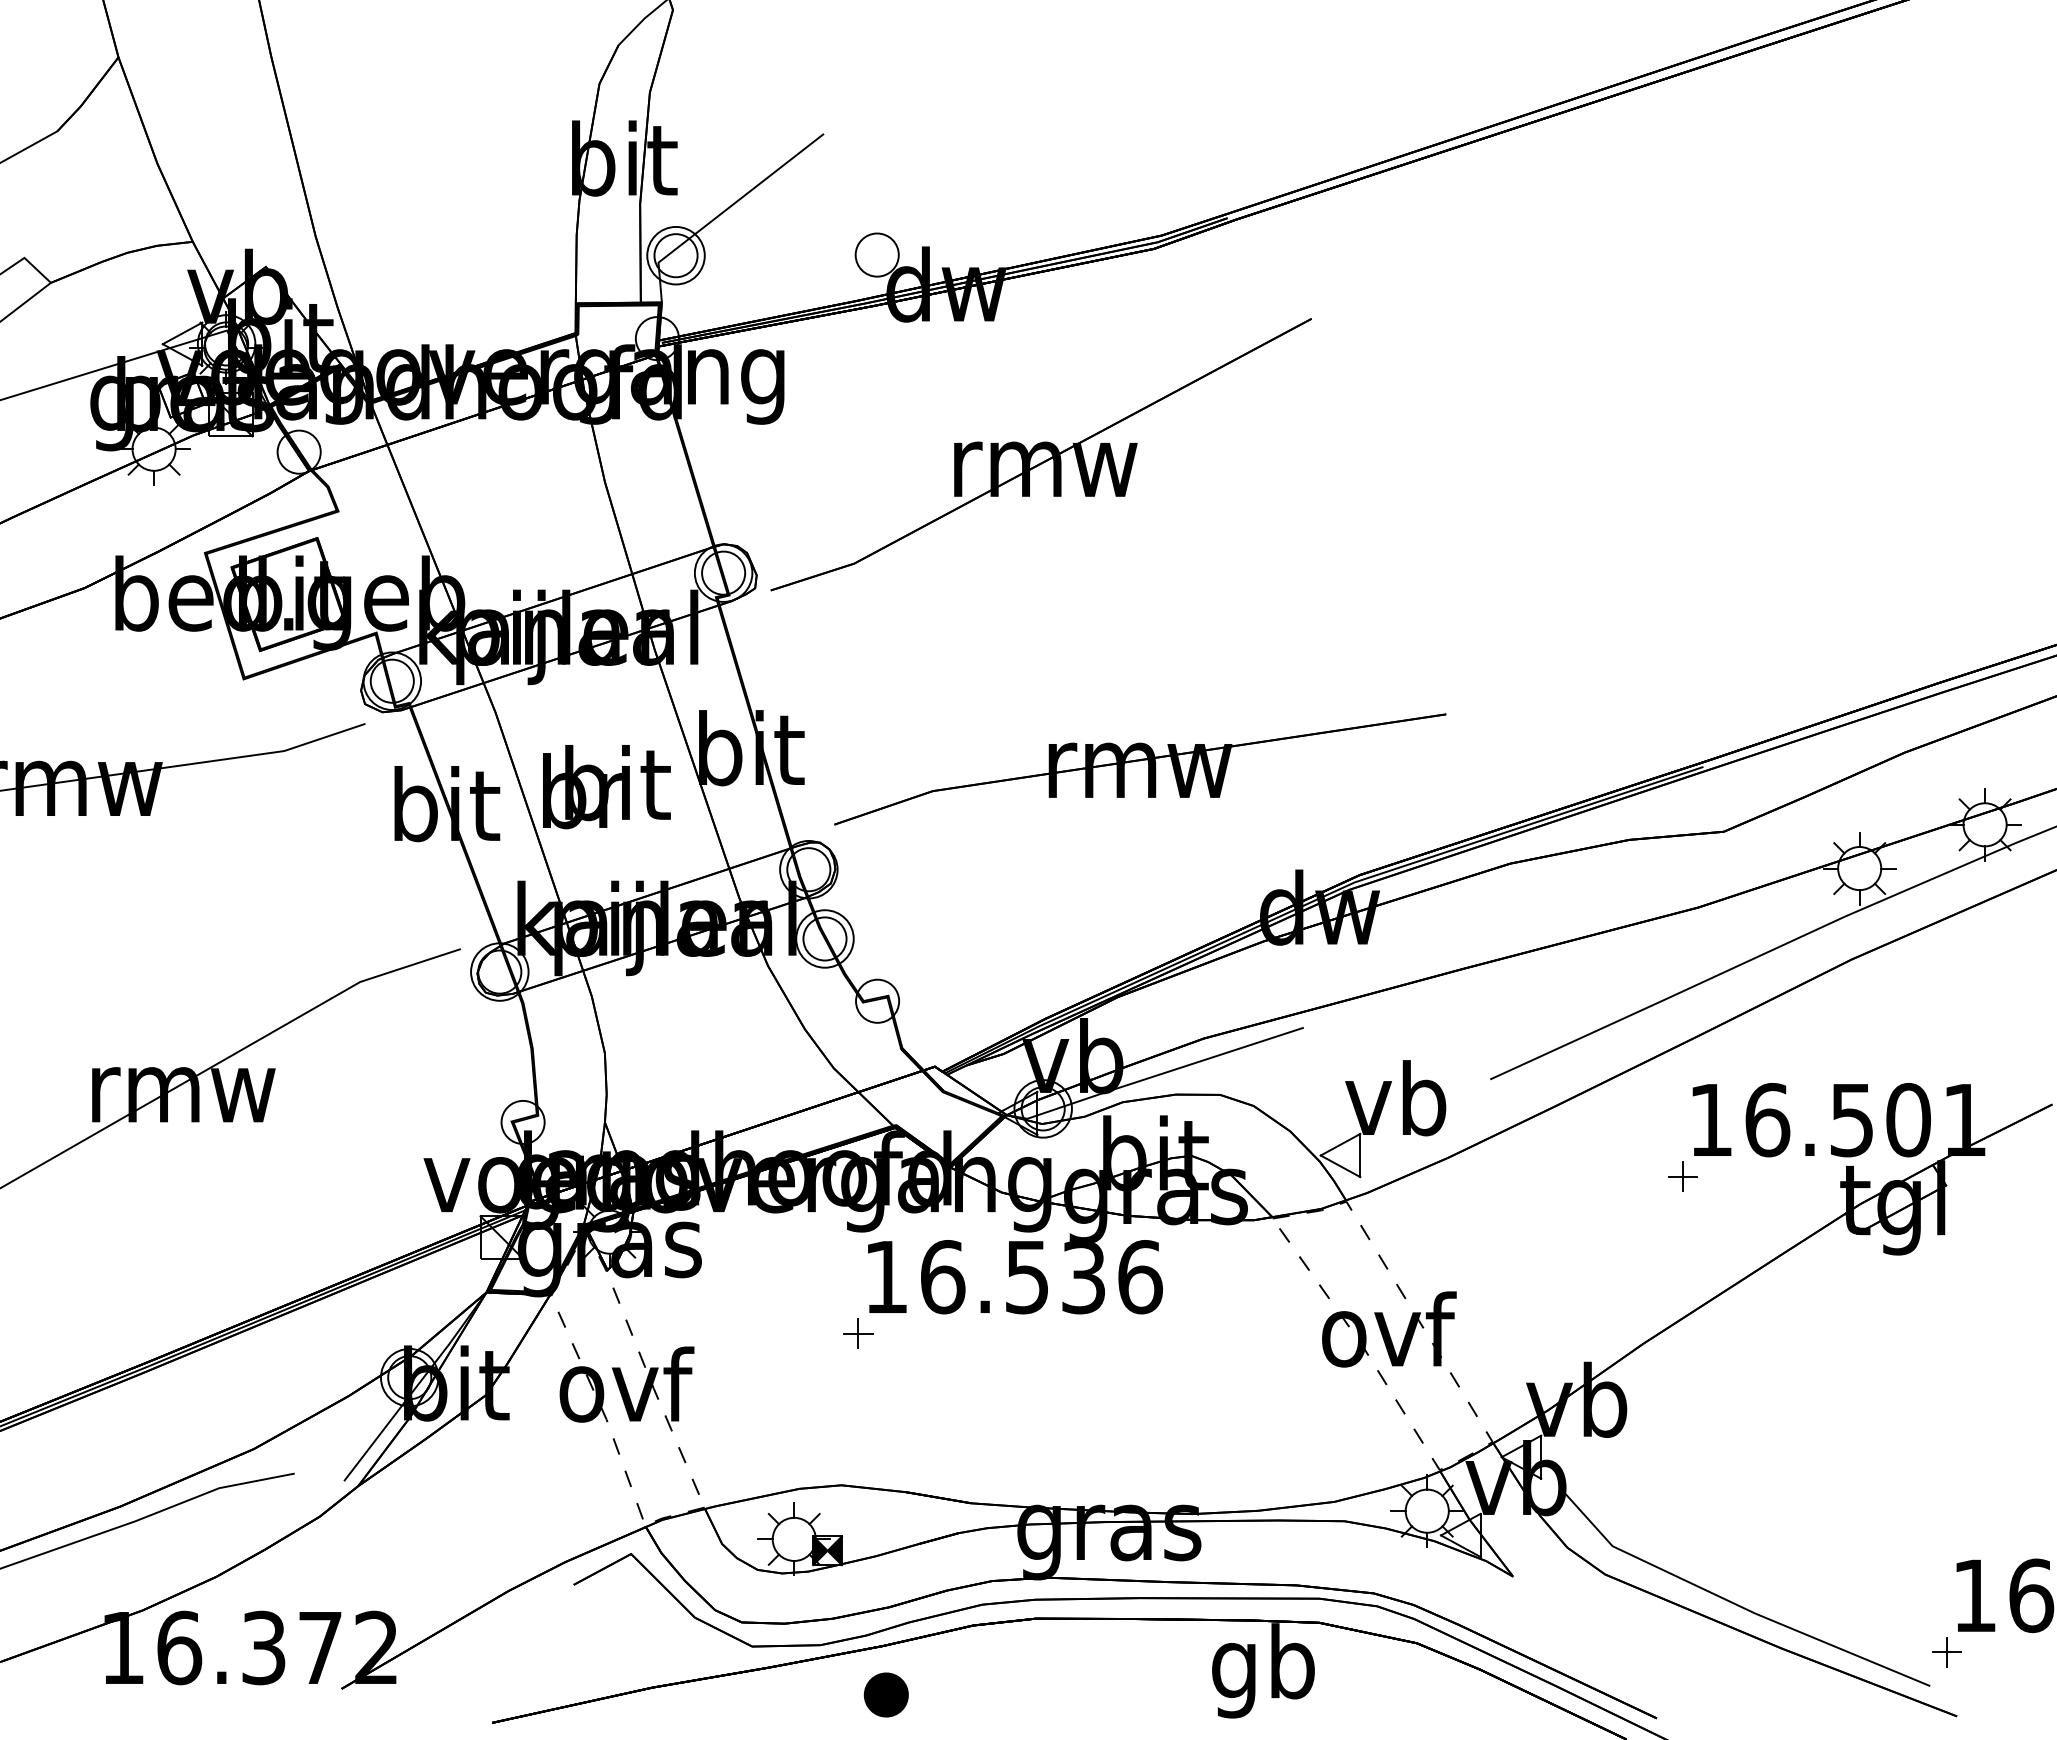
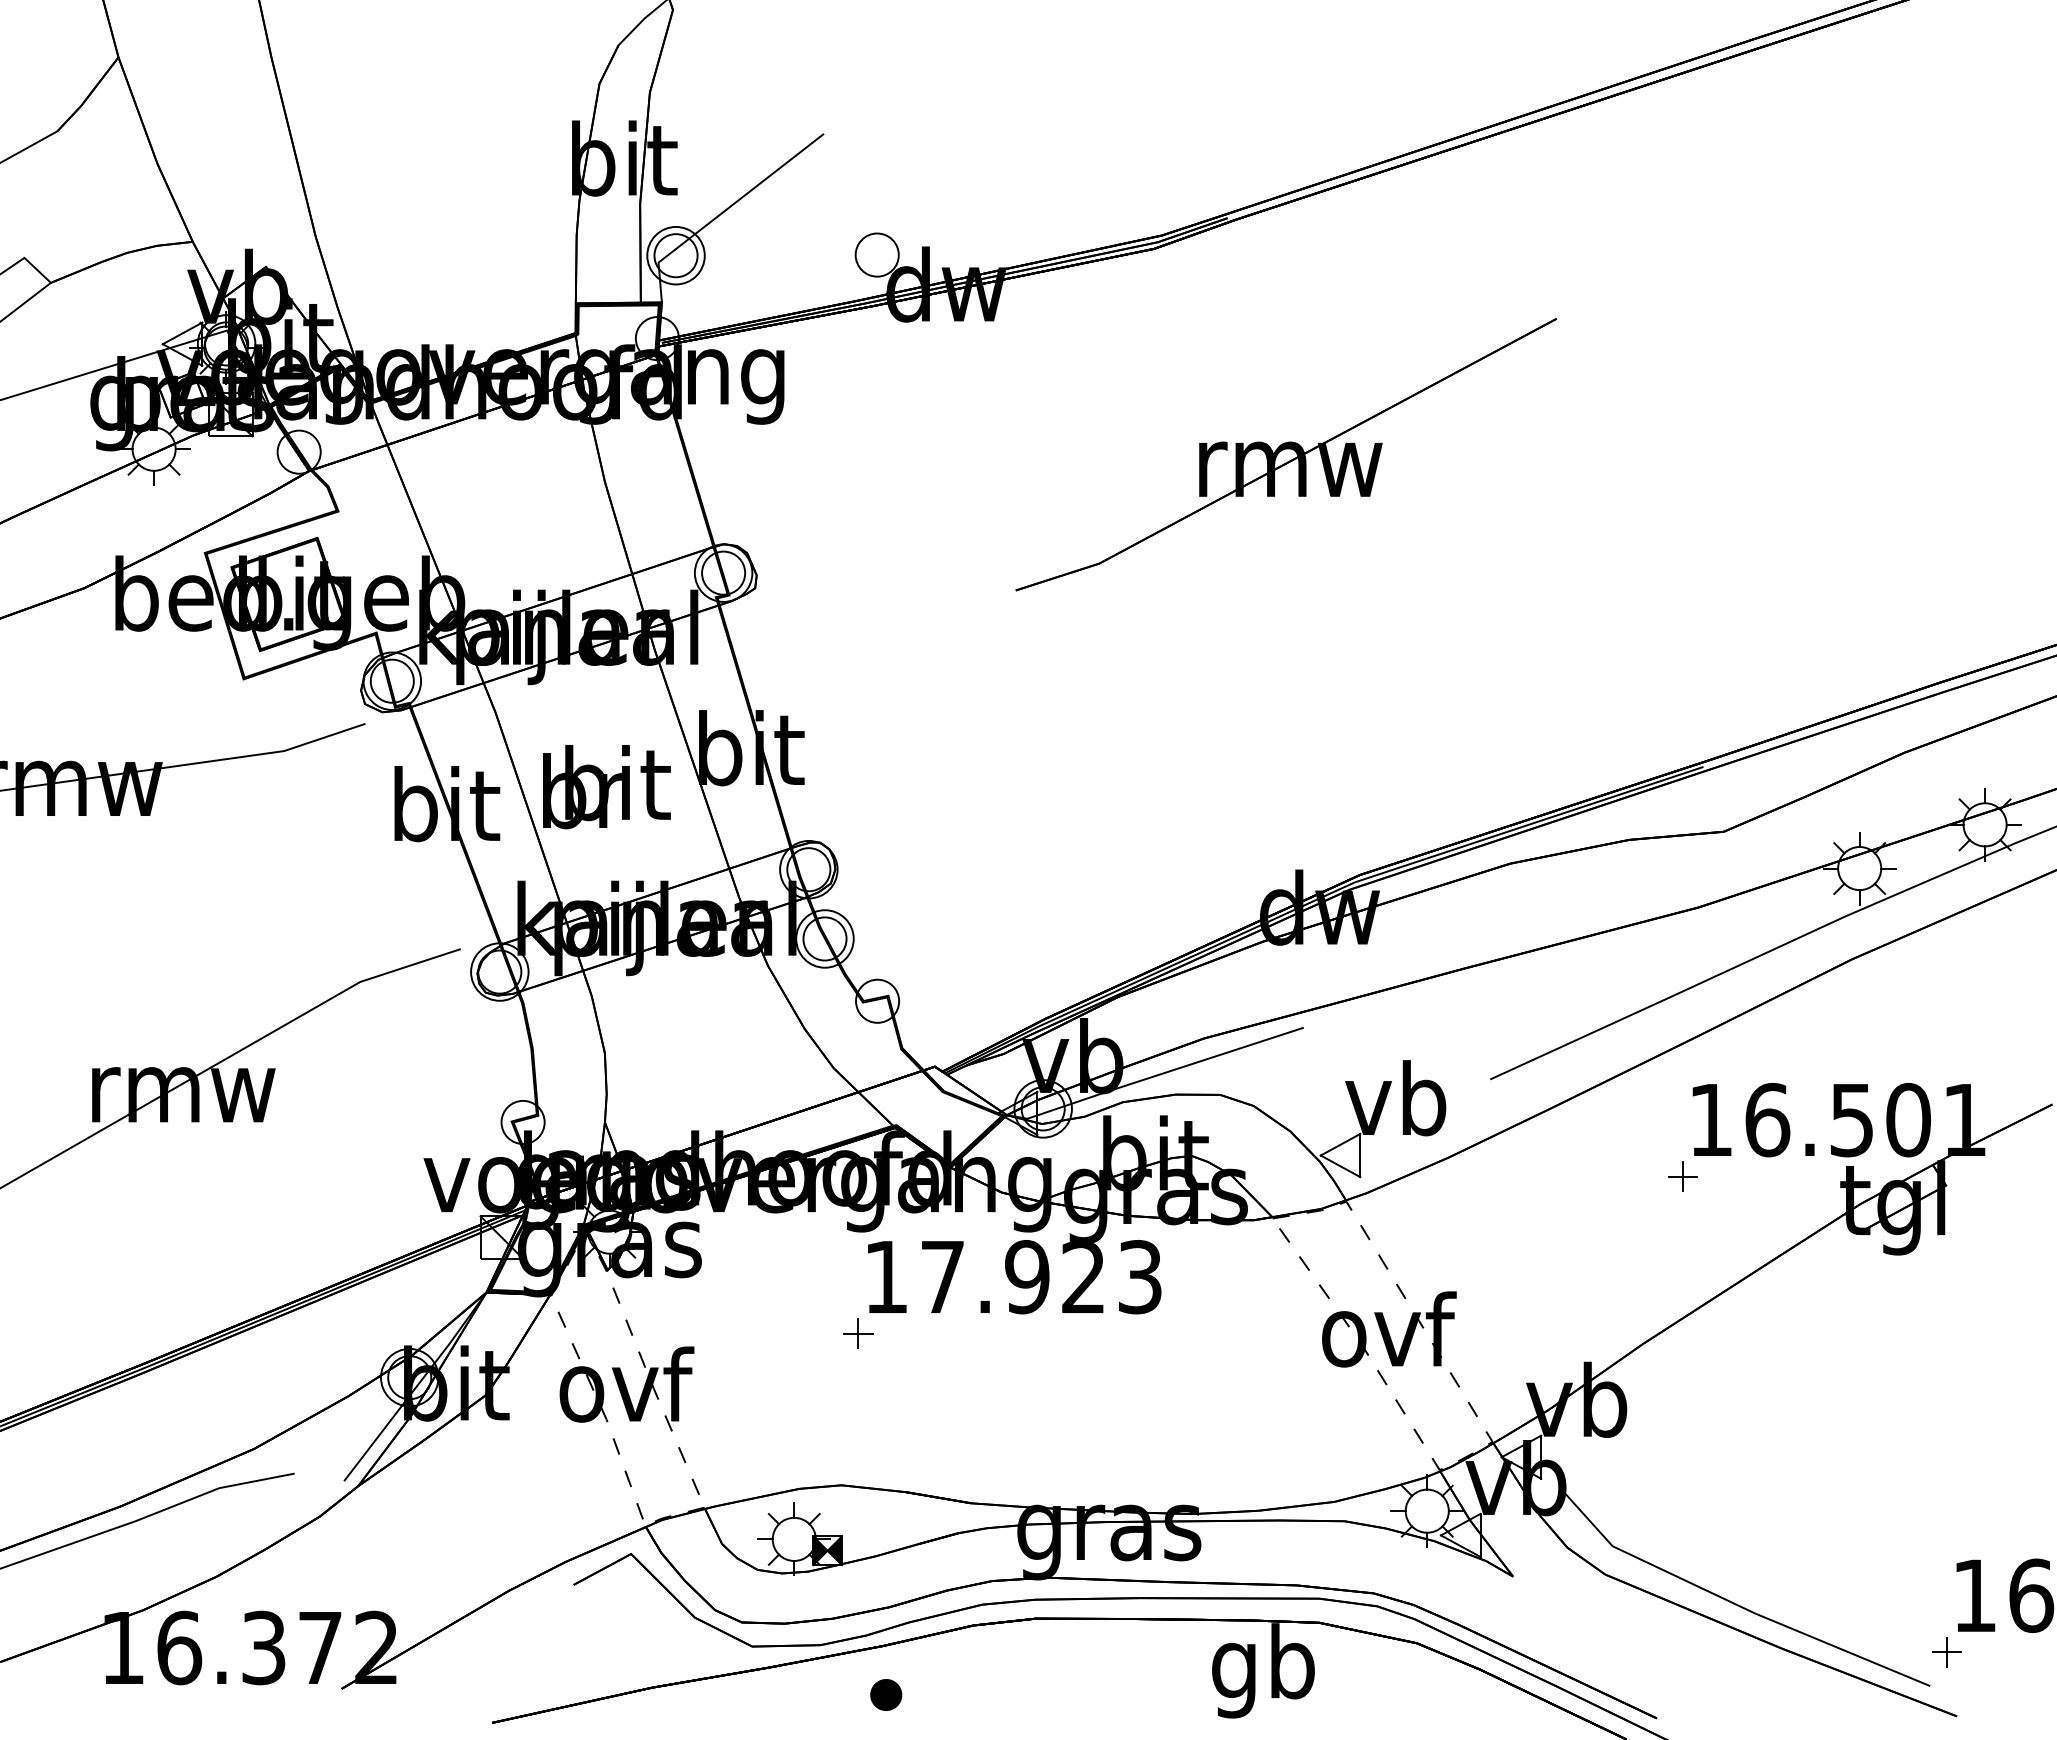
part position: (1040, 454) -> (1285, 454) (1285, 454)
part: present -> none (1148, 769)
text: 16.536 -> 17.923 (1041, 1277)
part size: 46x46 px -> 33x32 px (886, 1694)
